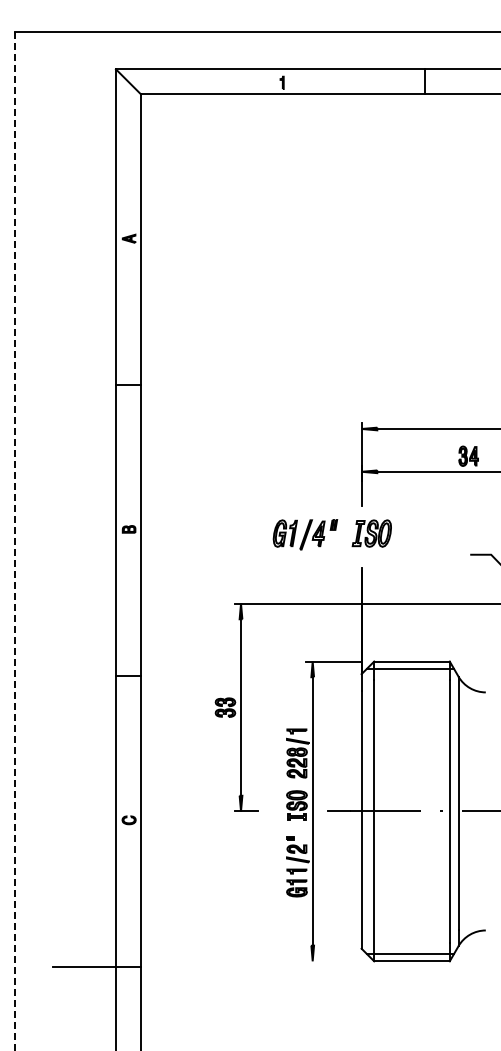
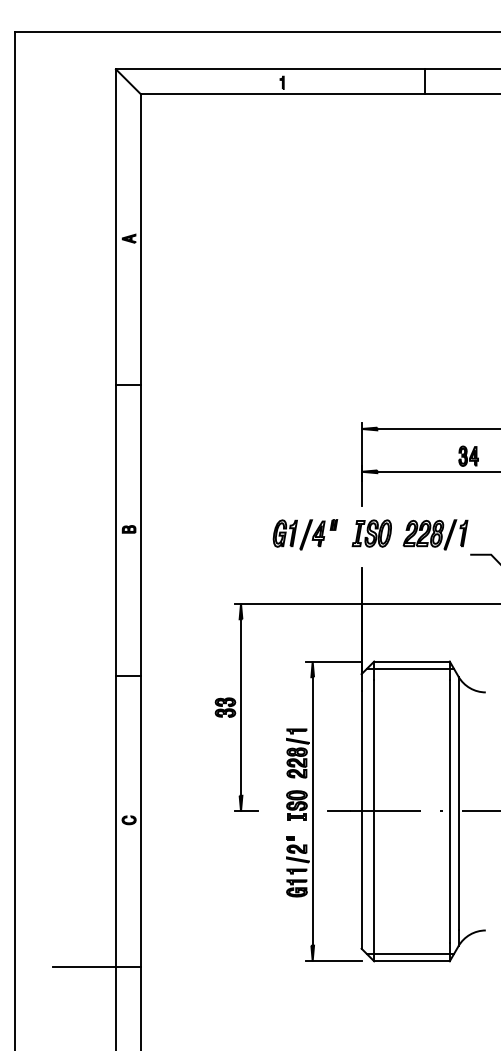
part: none -> present (435, 534)
line: dashed -> solid (15, 541)
line: none -> present (333, 961)
